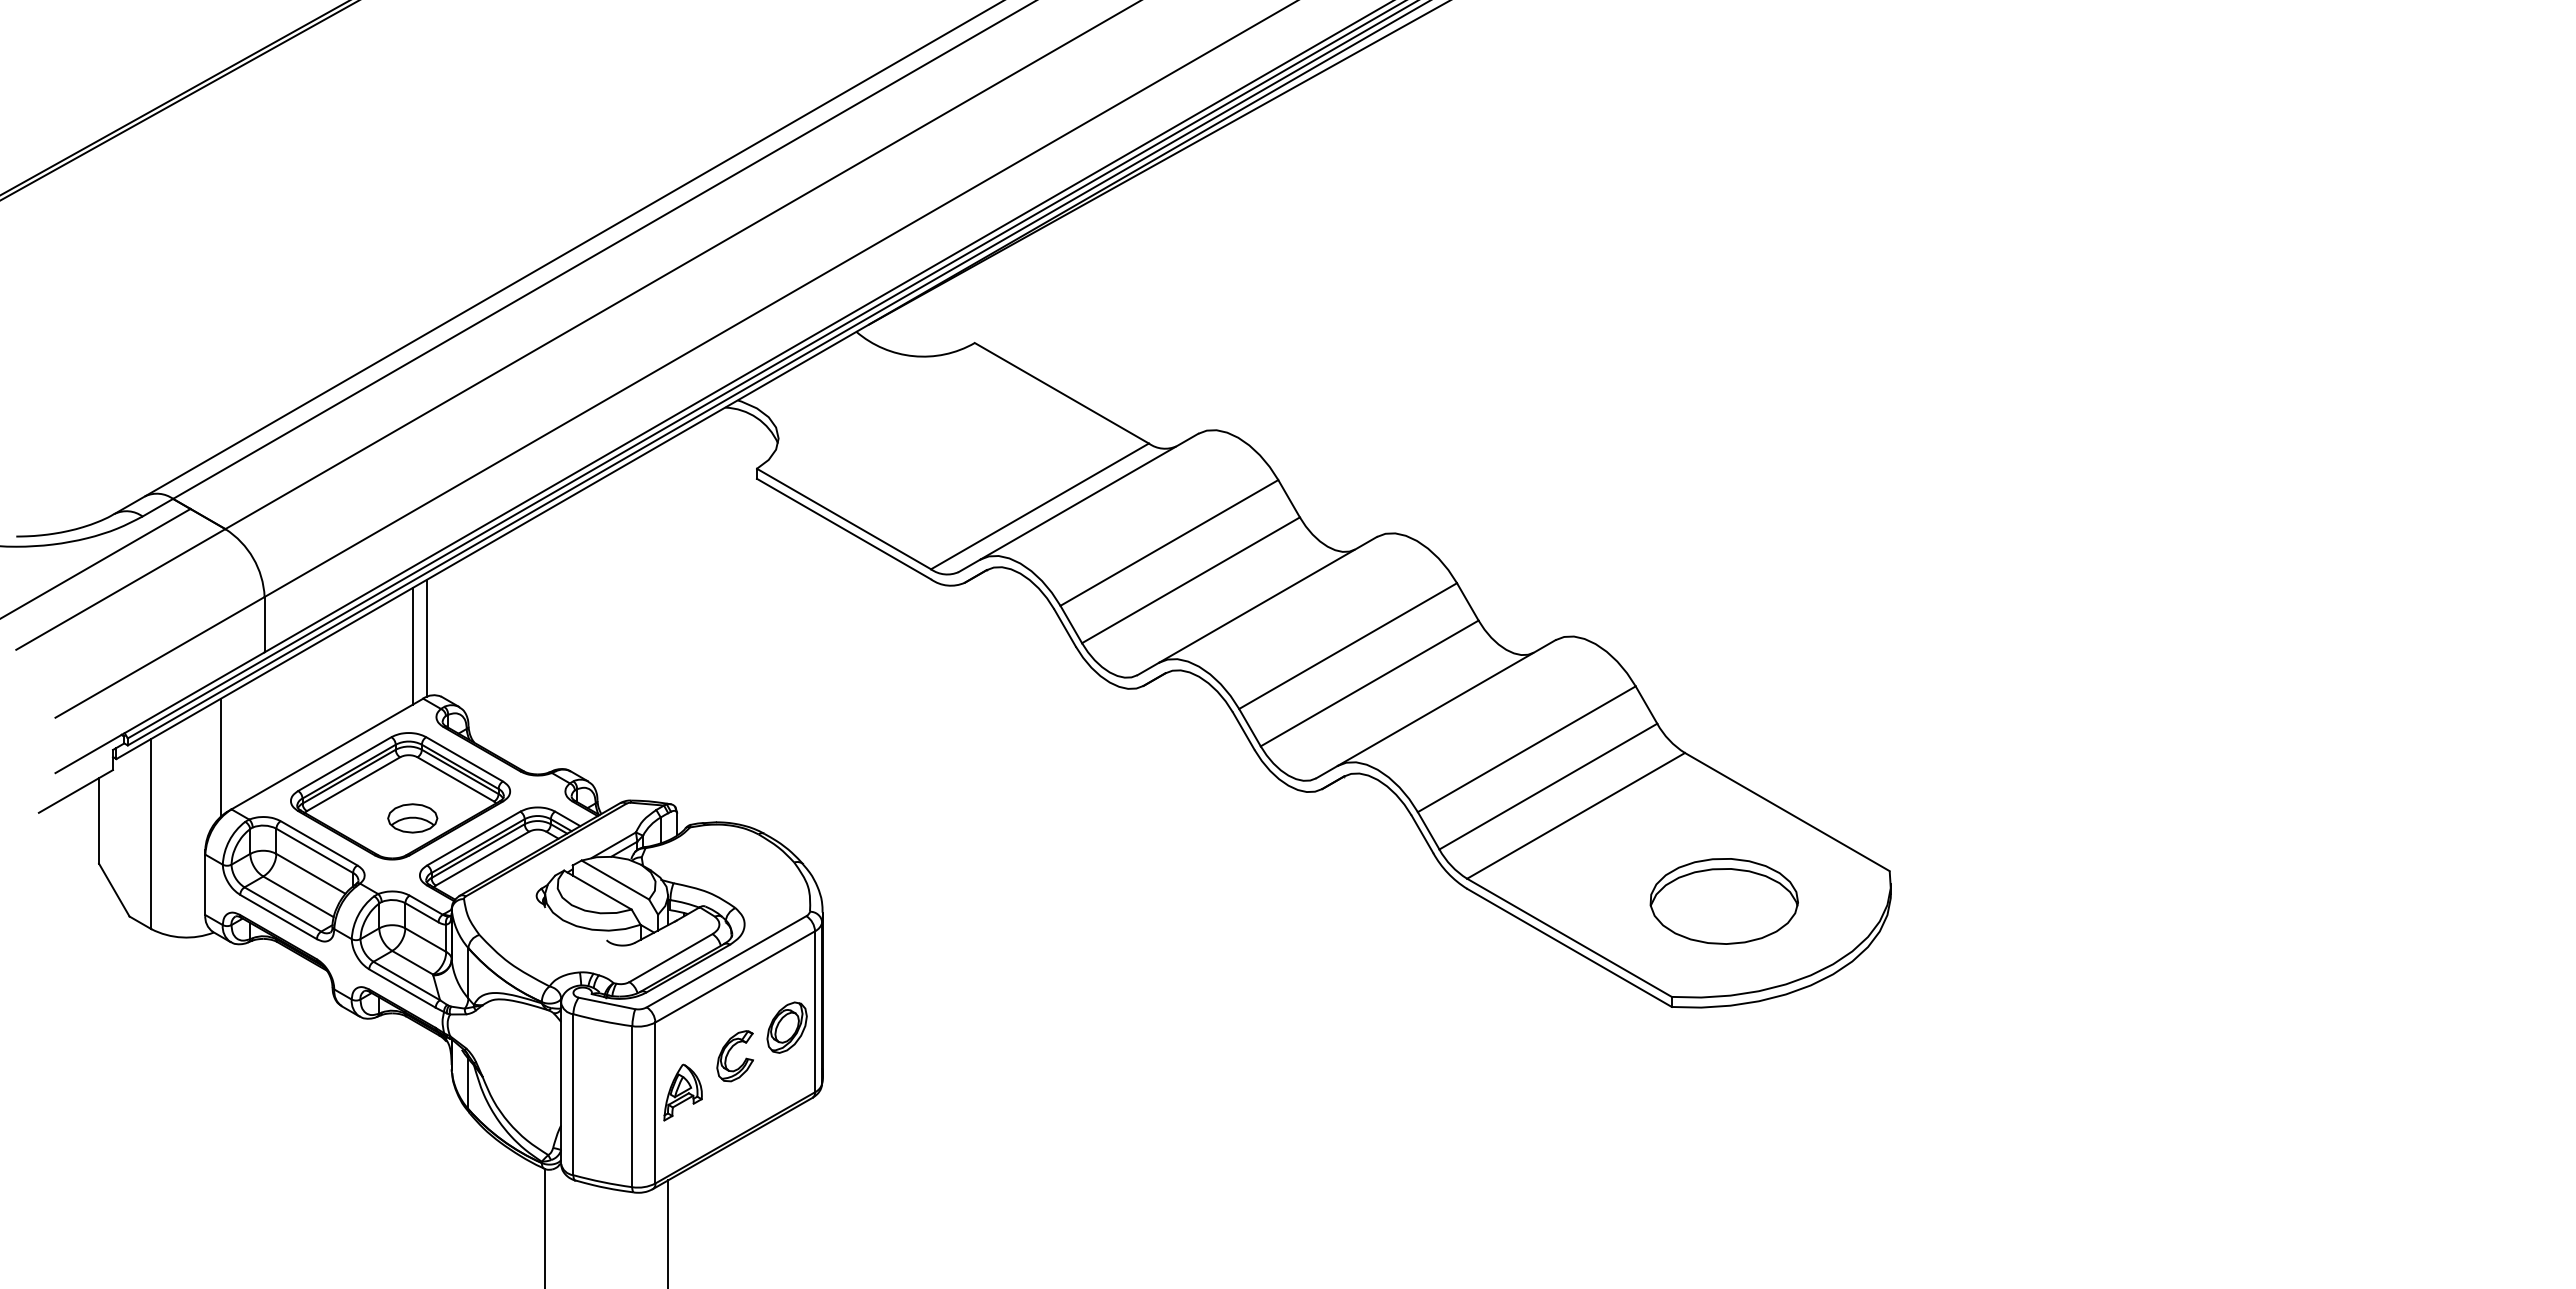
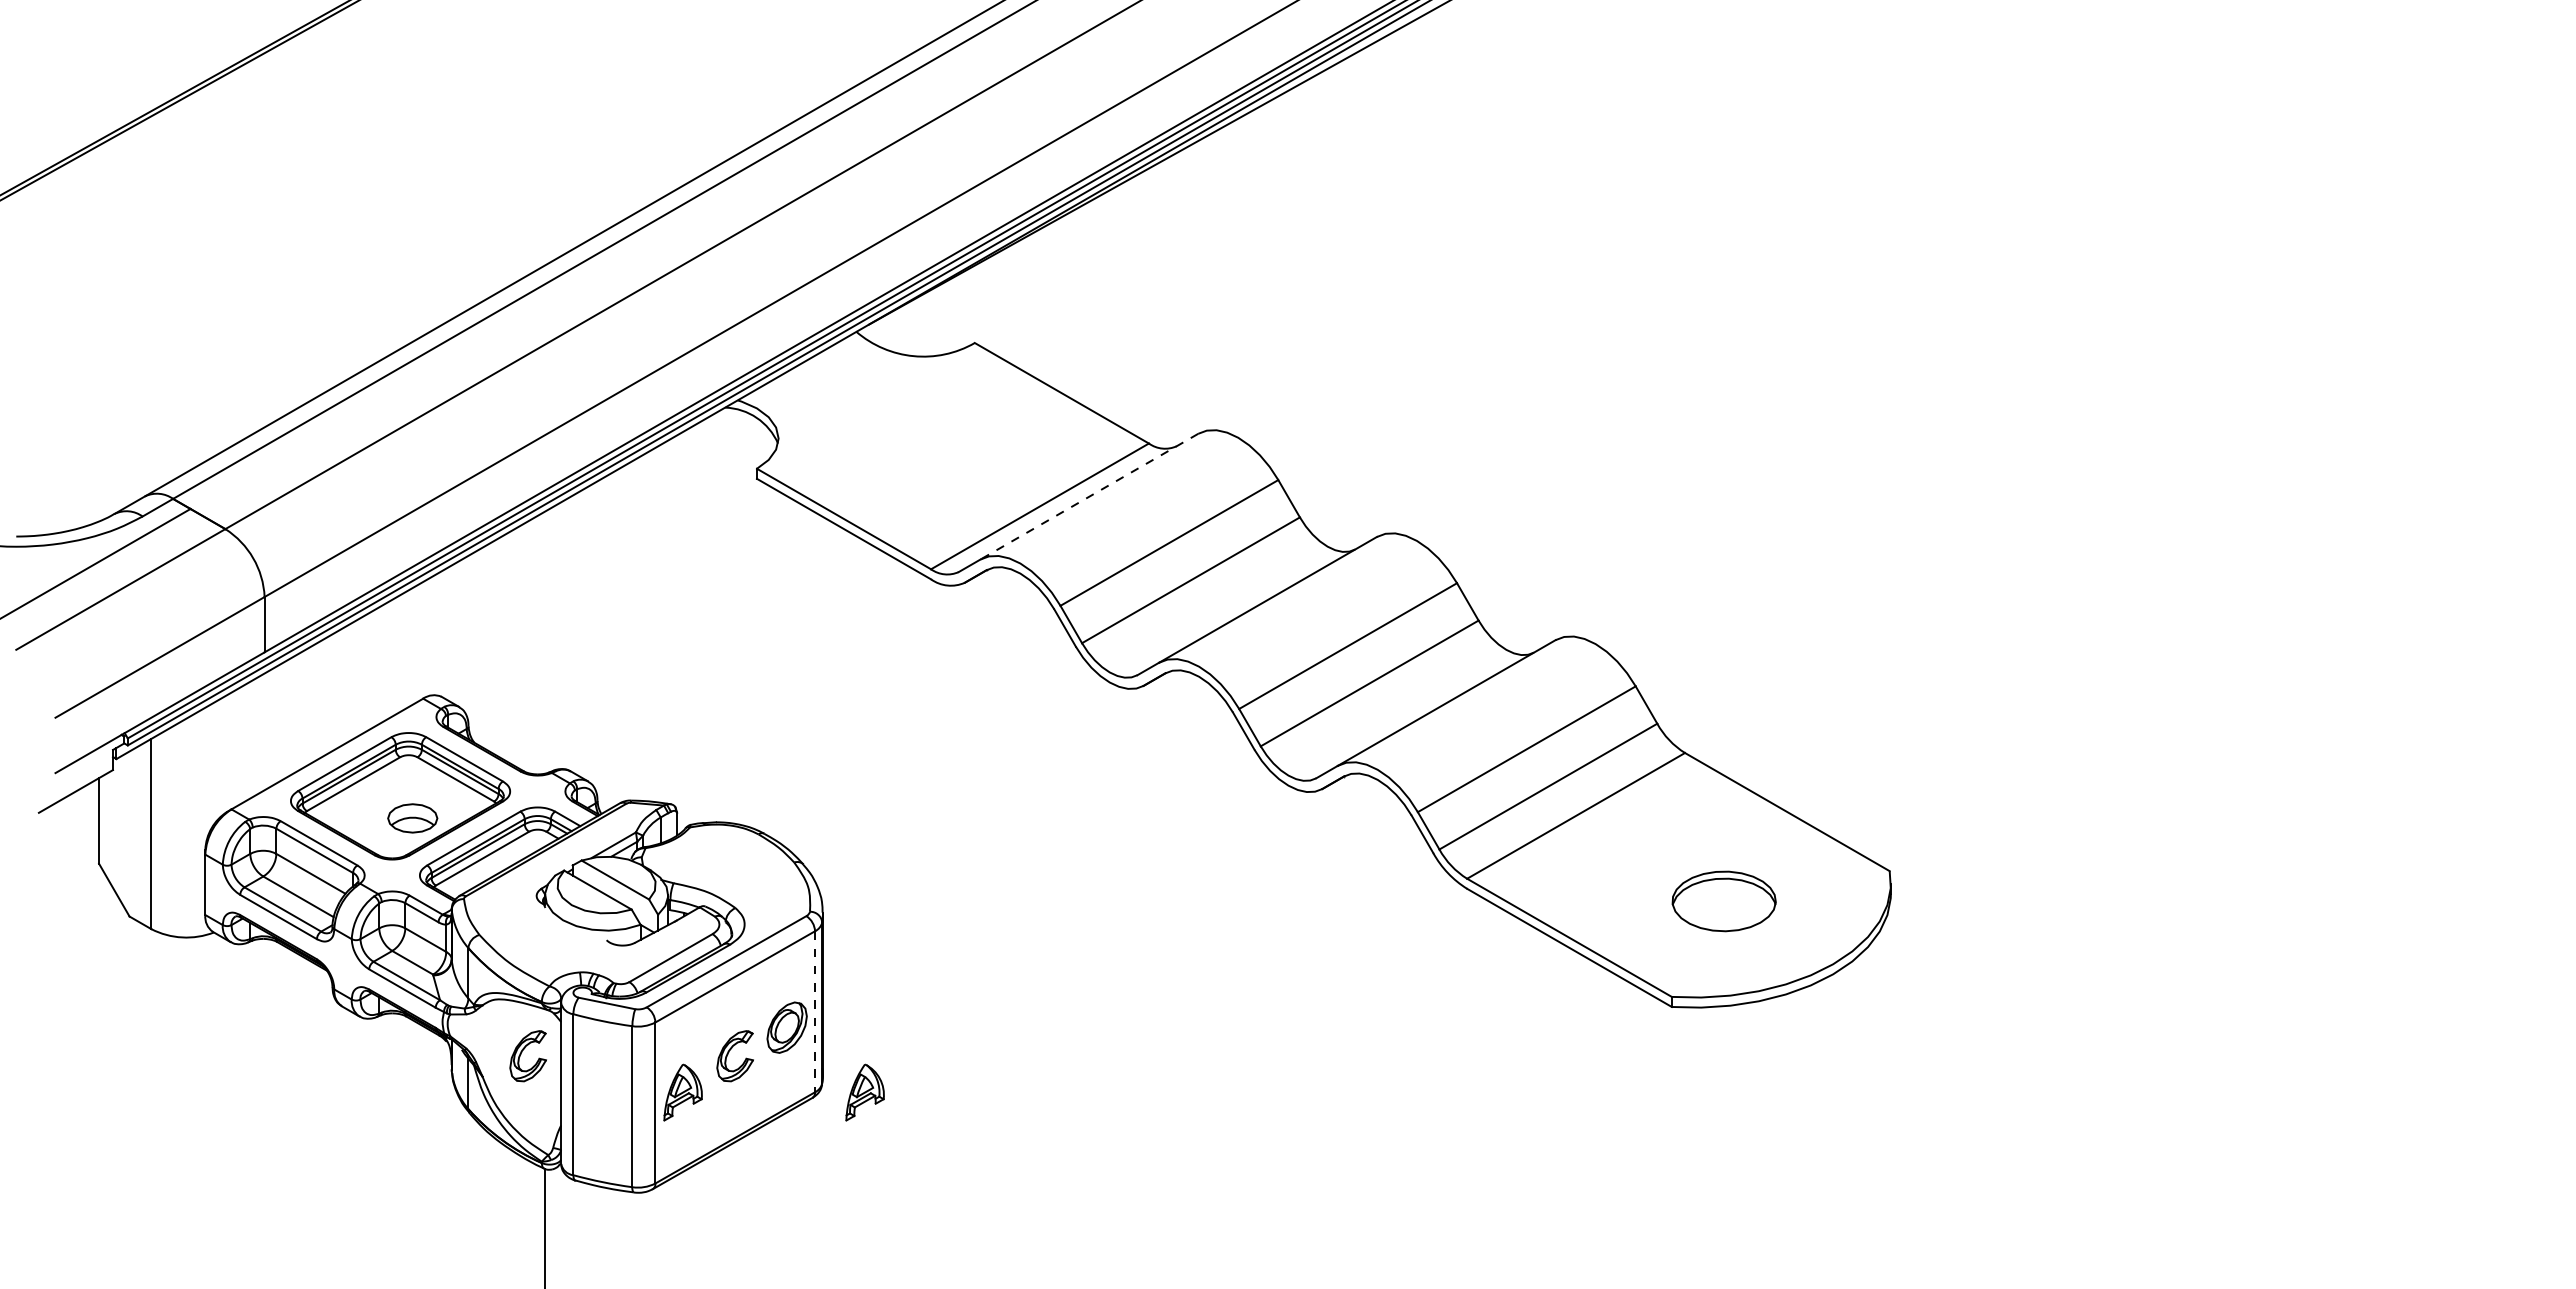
line: solid -> dashed (1089, 496)
line: present -> none (427, 637)
line: present -> none (412, 645)
line: present -> none (221, 757)
part size: 150x87 px -> 106x63 px (1723, 901)
line: solid -> dashed (815, 1011)
part: none -> present (521, 1054)
part: none -> present (864, 1092)
line: present -> none (668, 1232)
